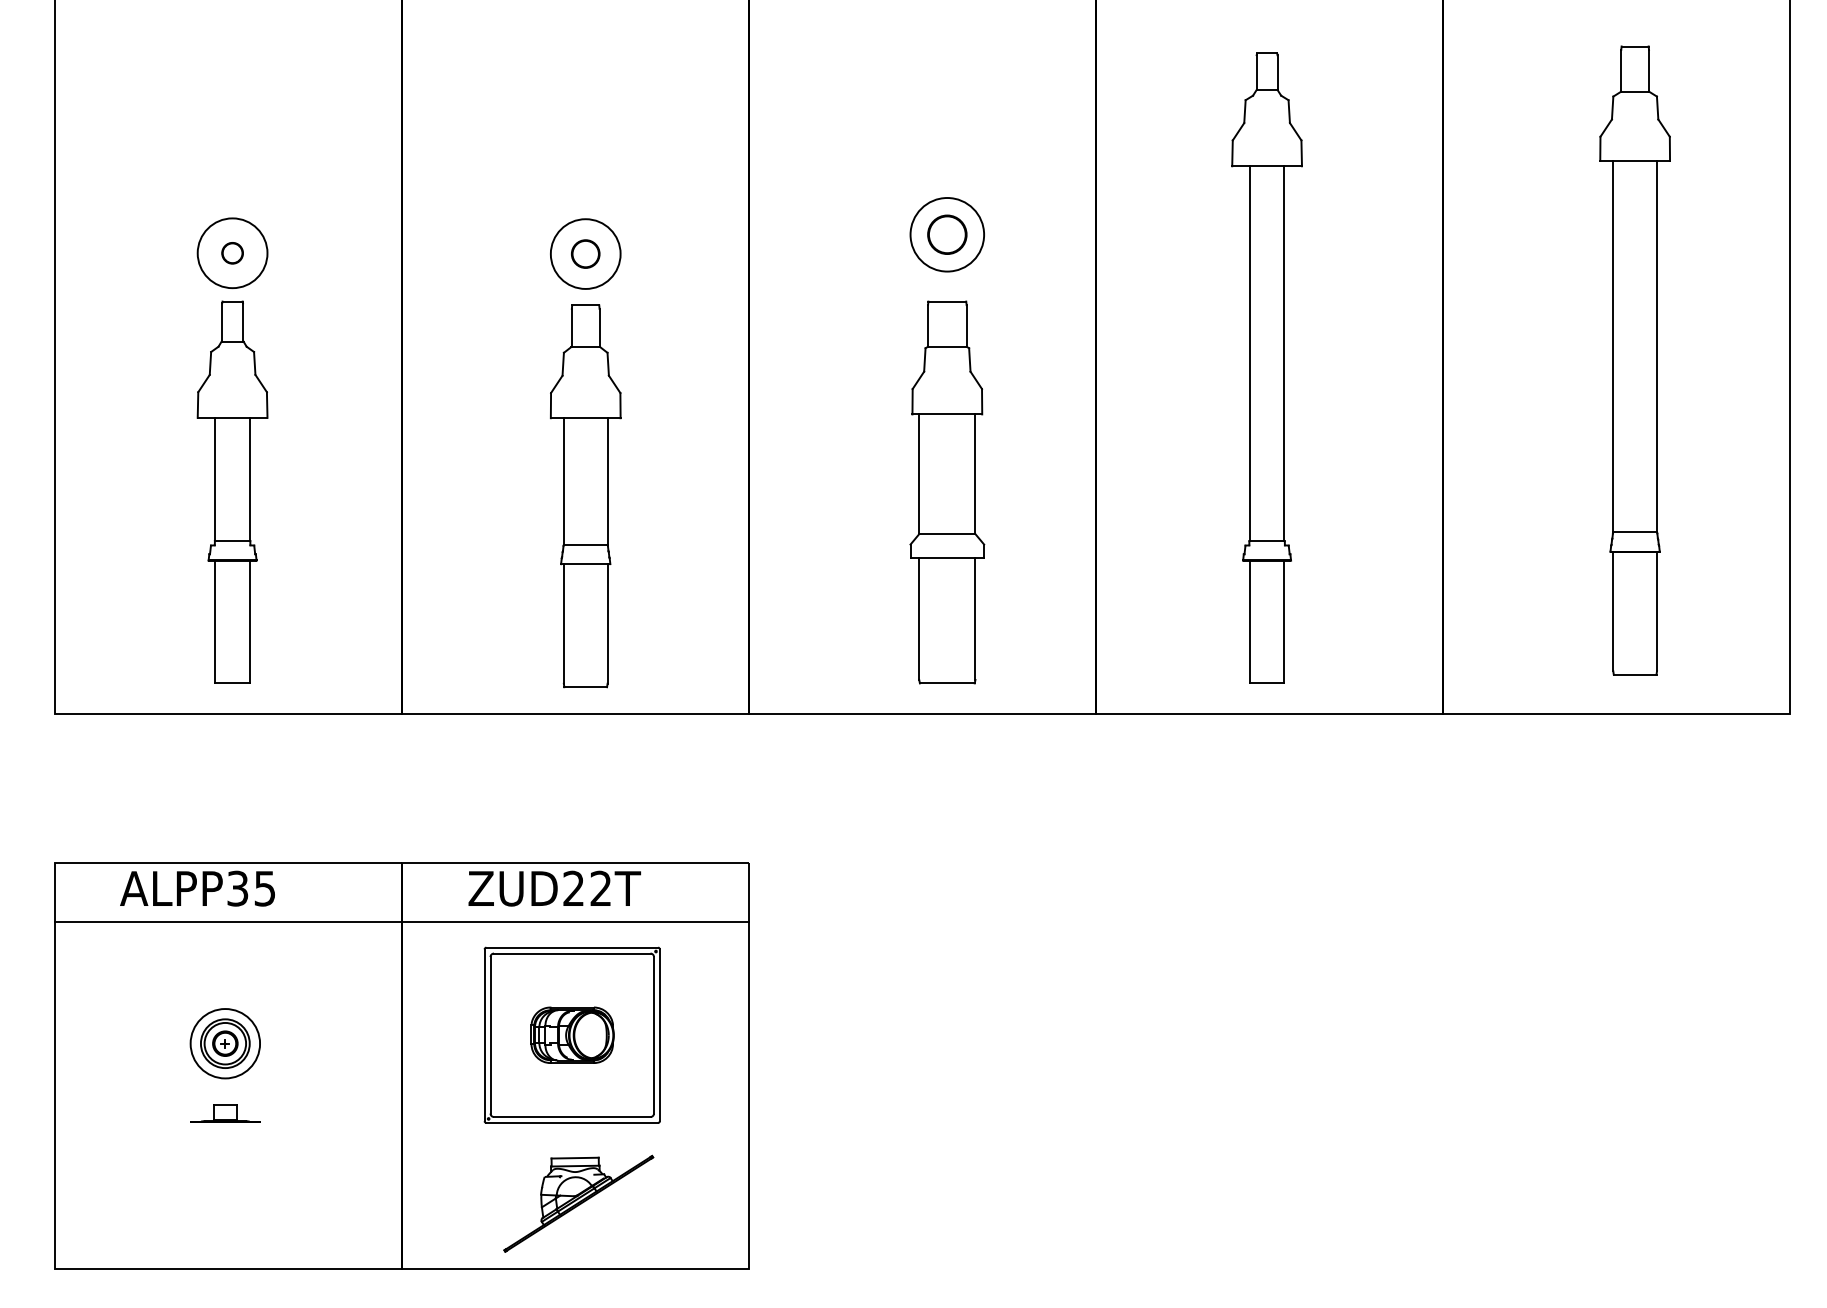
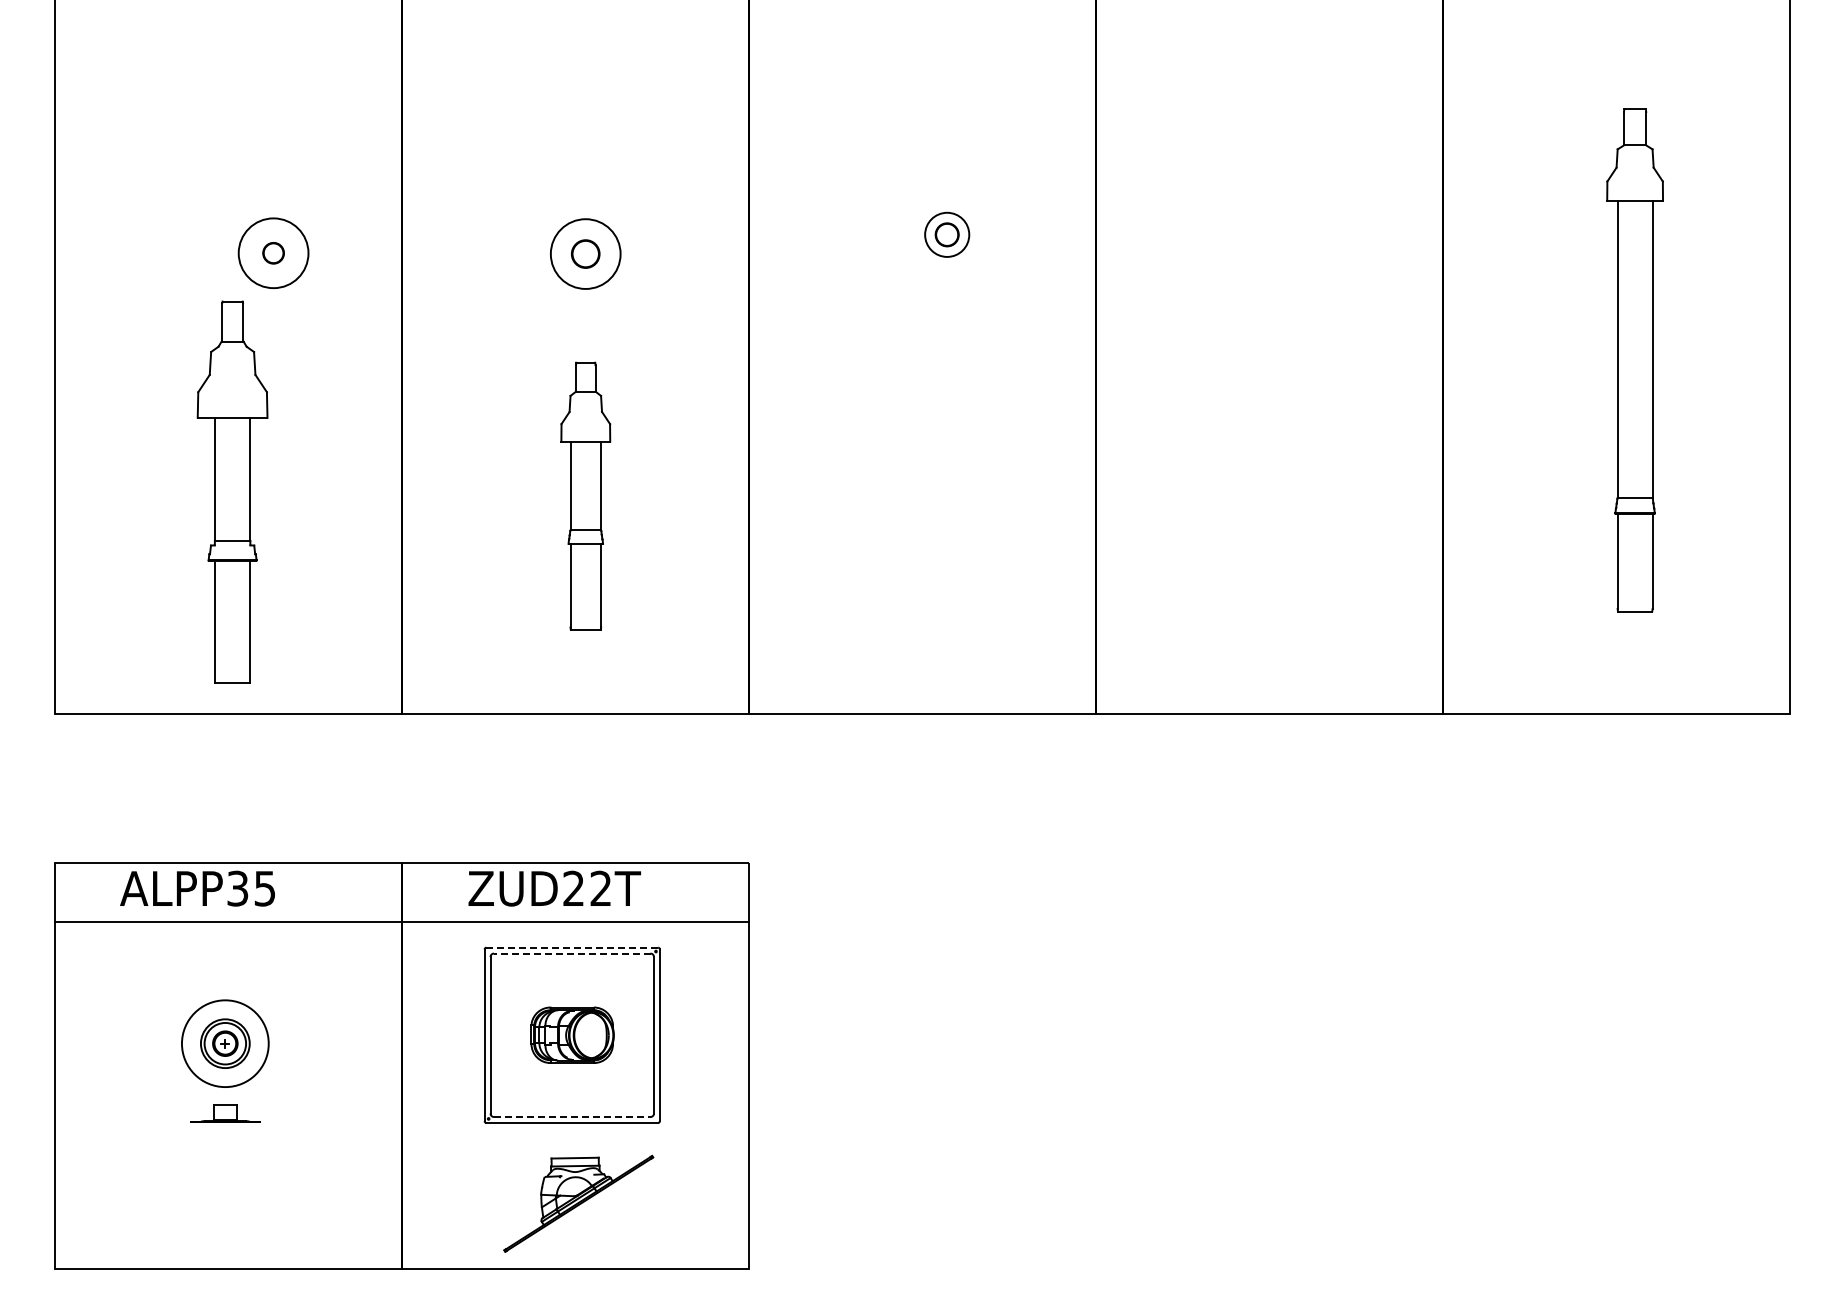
part size: 76x76 px -> 47x47 px (947, 234)
part position: (232, 253) -> (273, 253) (273, 253)
part size: 72x631 px -> 58x505 px (1634, 360)
part: present -> none (1266, 367)
part: present -> none (947, 492)
part size: 72x385 px -> 52x270 px (585, 495)
line: solid -> dashed (572, 947)
line: solid -> dashed (571, 953)
circle diameter: 69 px -> 87 px (224, 1043)
line: solid -> dashed (572, 1117)
